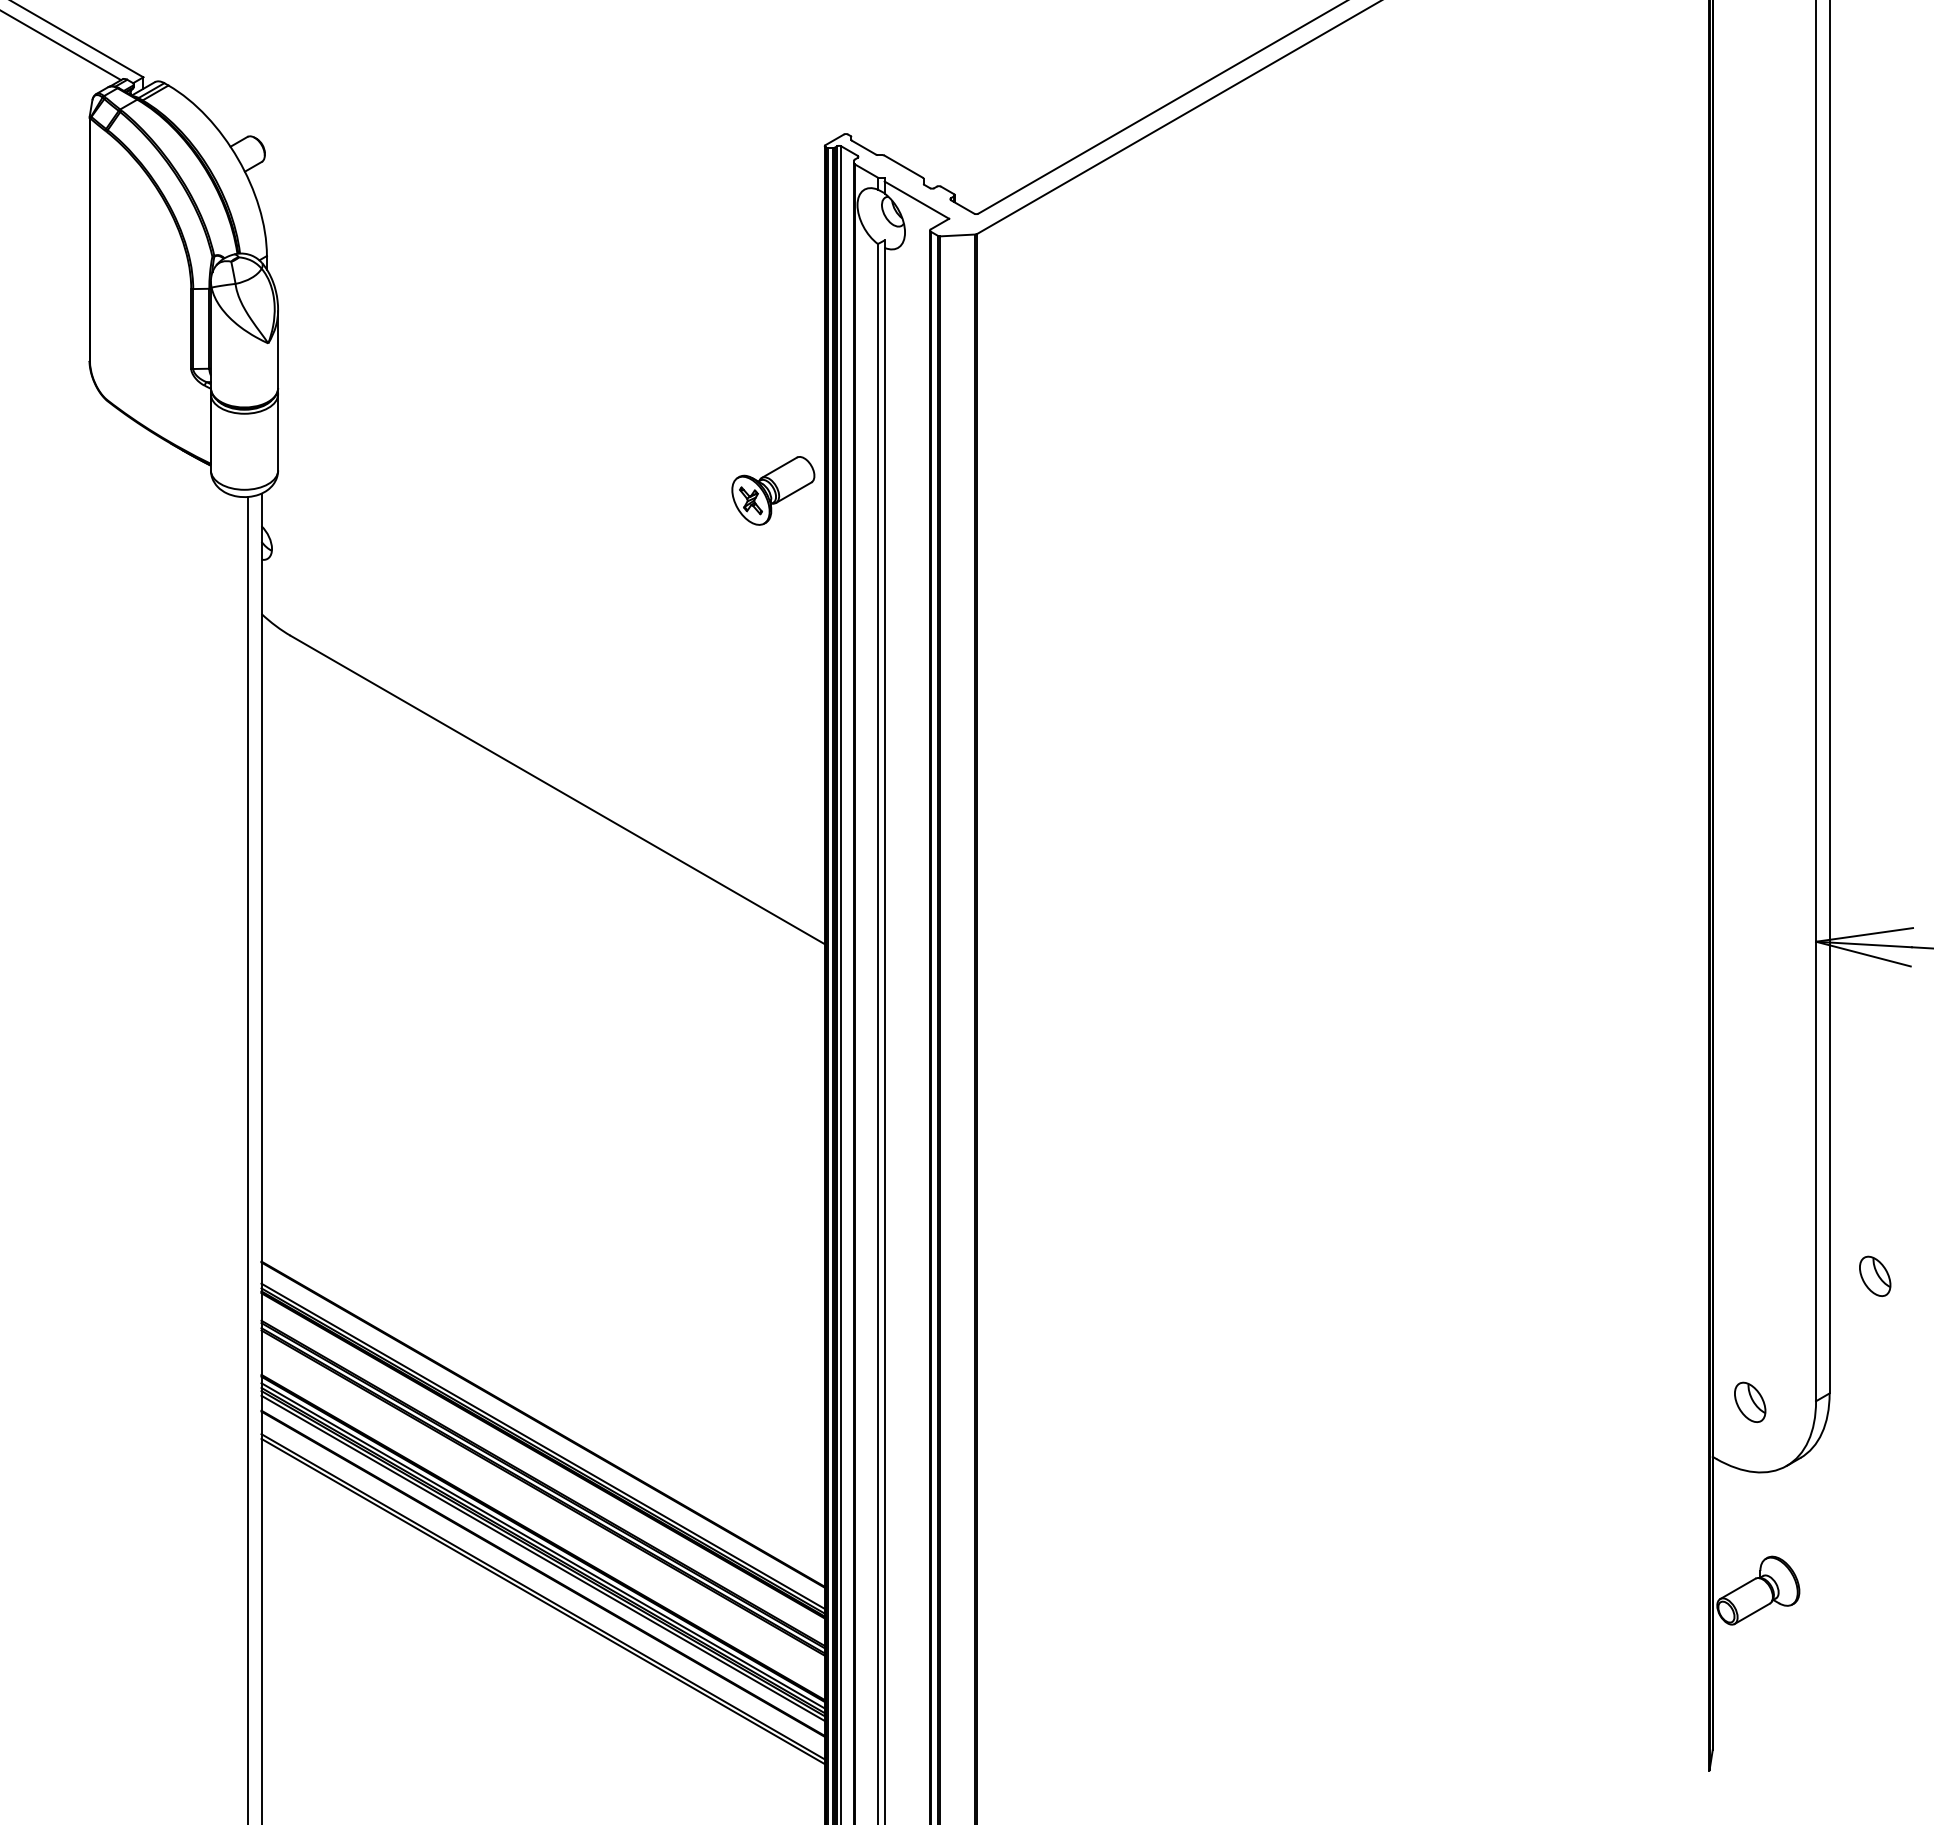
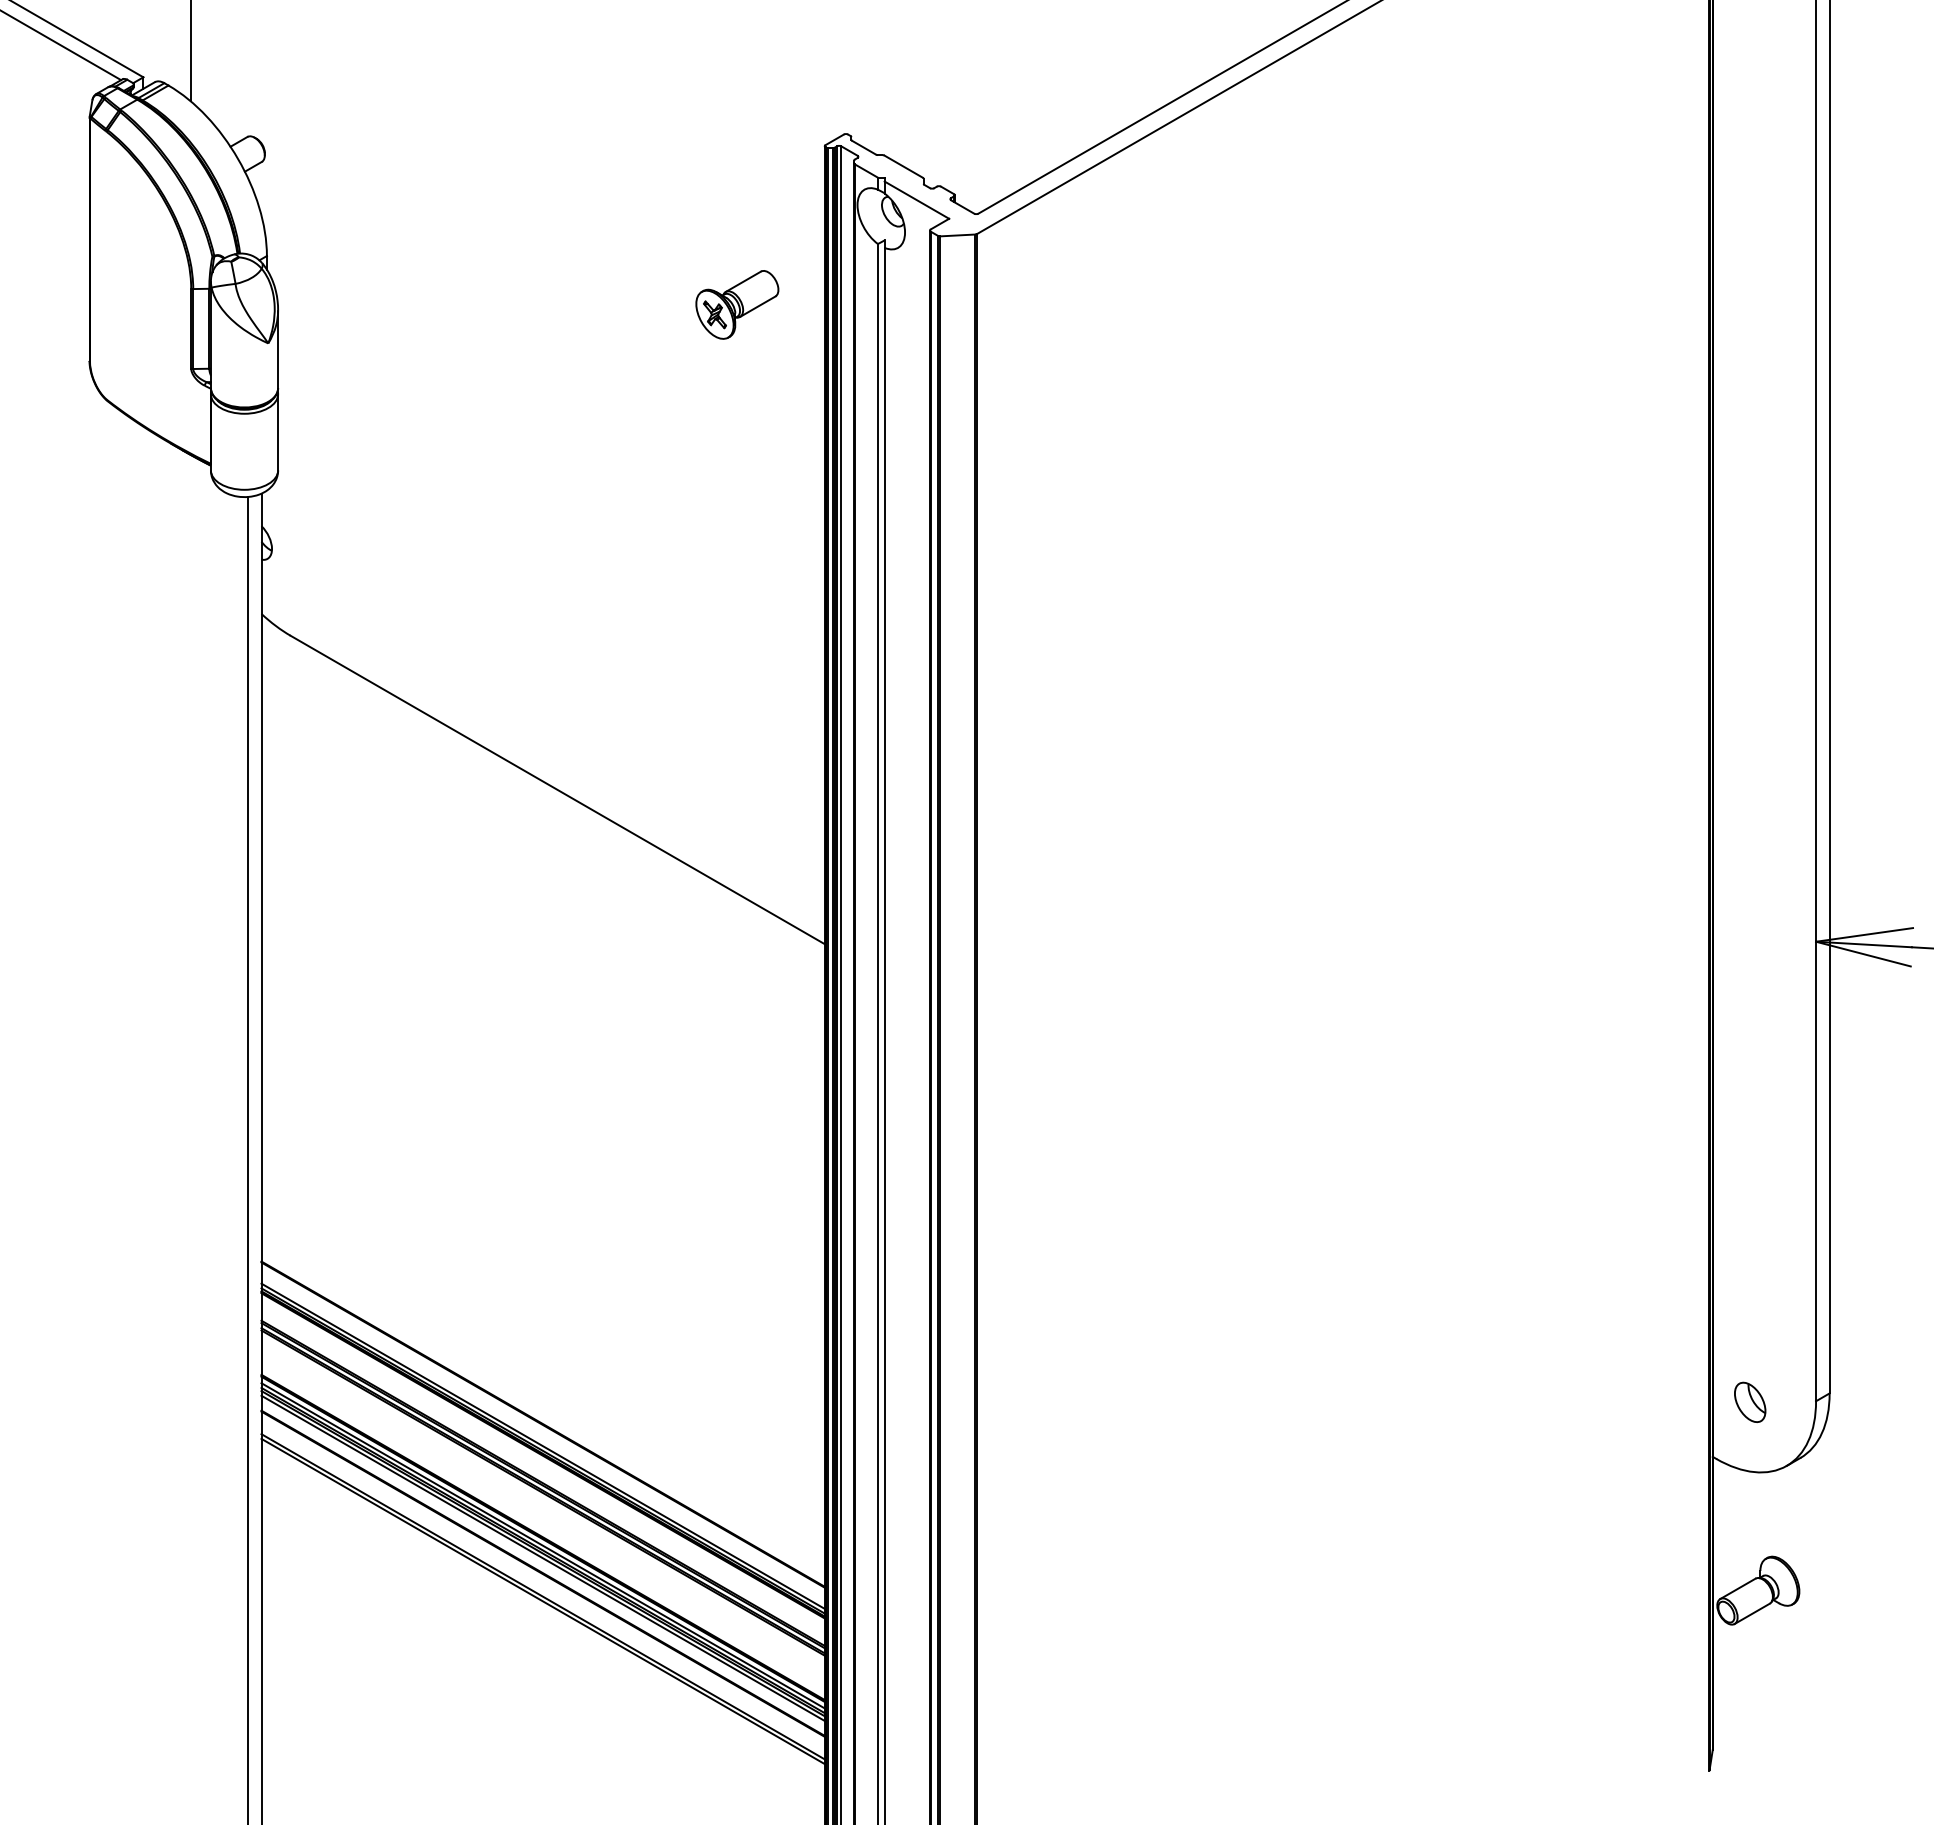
line: none -> present (190, 51)
part position: (773, 490) -> (737, 304) (737, 304)
part: present -> none (1875, 1275)
